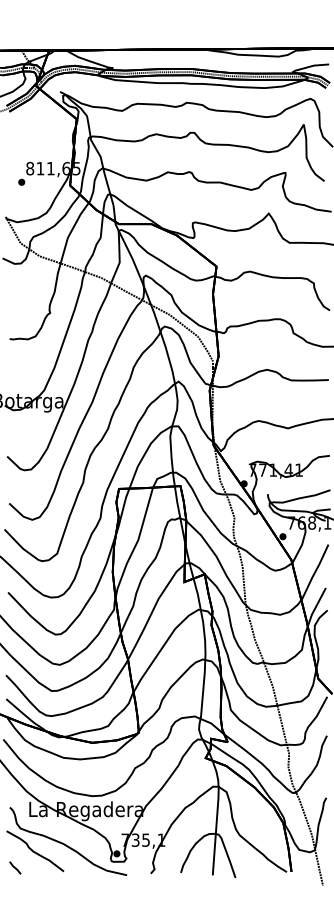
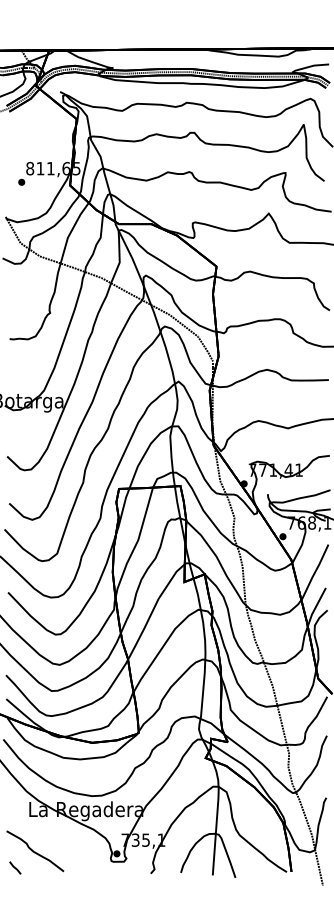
curve: present -> none (66, 844)
